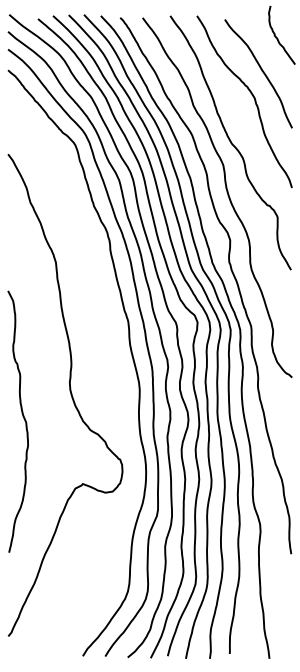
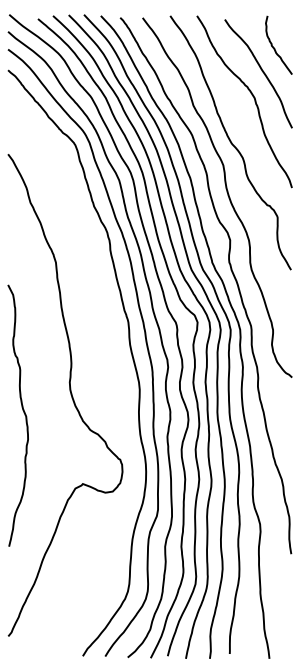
curve position: (277, 37) -> (274, 47) (274, 47)
curve position: (23, 419) -> (23, 413) (23, 413)
